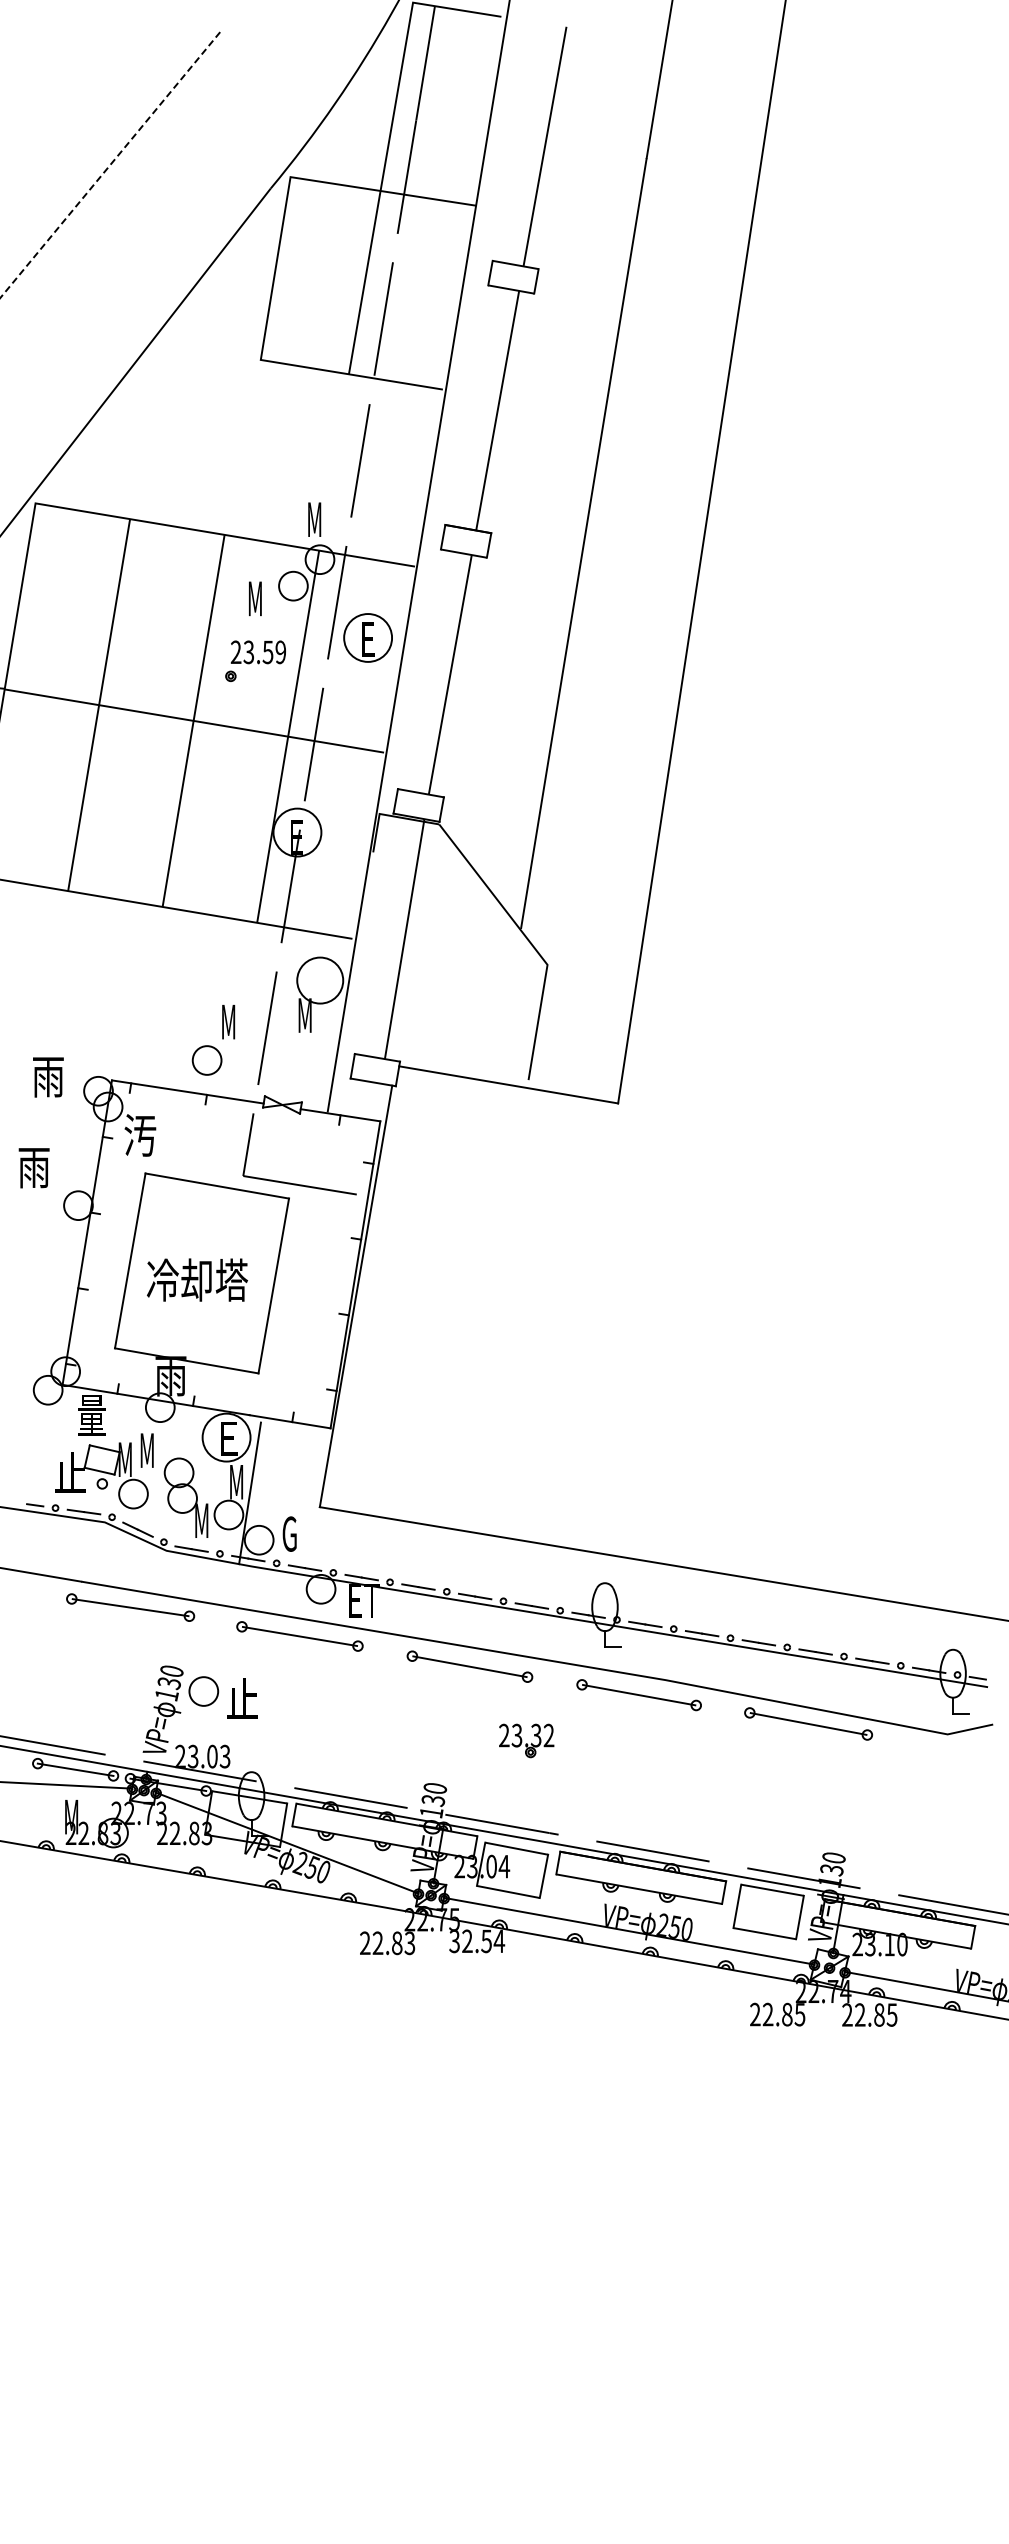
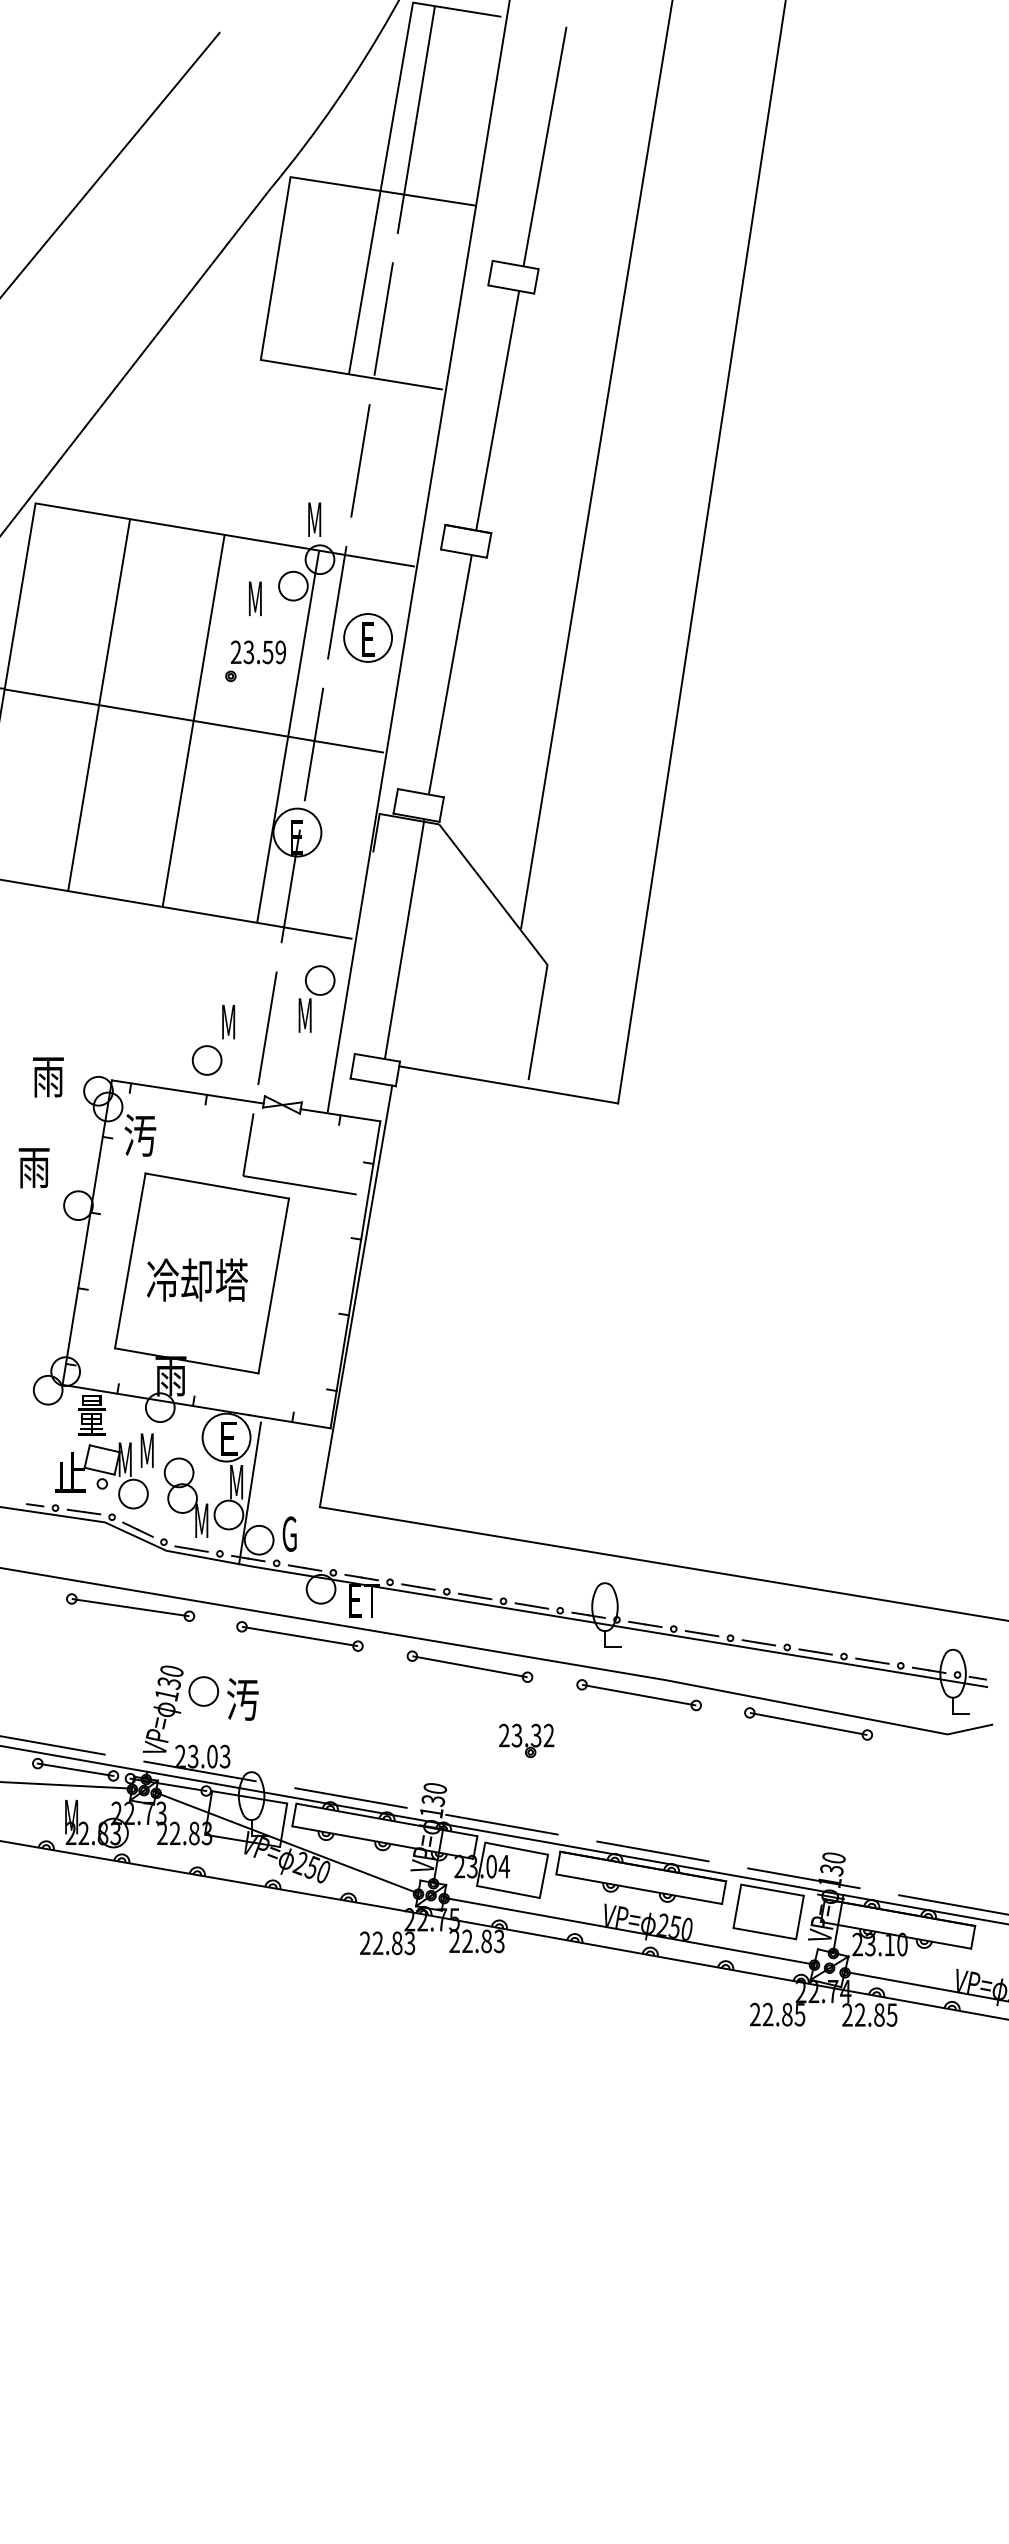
line: dashed -> solid (110, 165)
circle diameter: 46 px -> 29 px (319, 980)
text: 止 -> 汚 (242, 1699)
text: 32.54 -> 22.83 (477, 1941)
